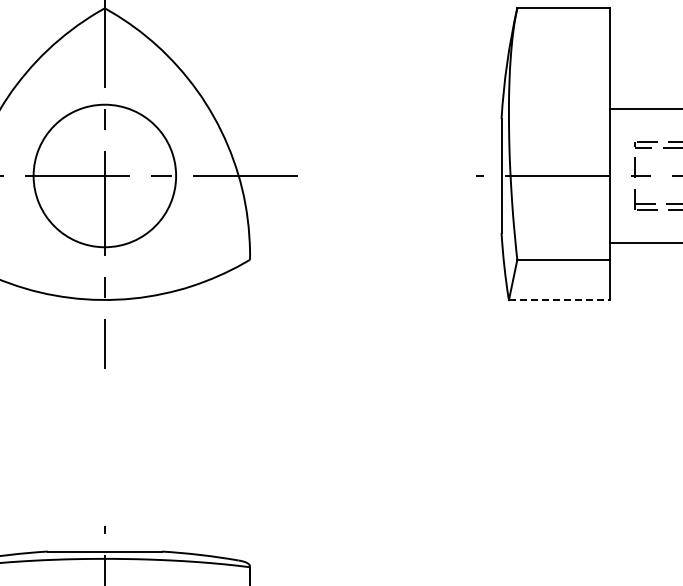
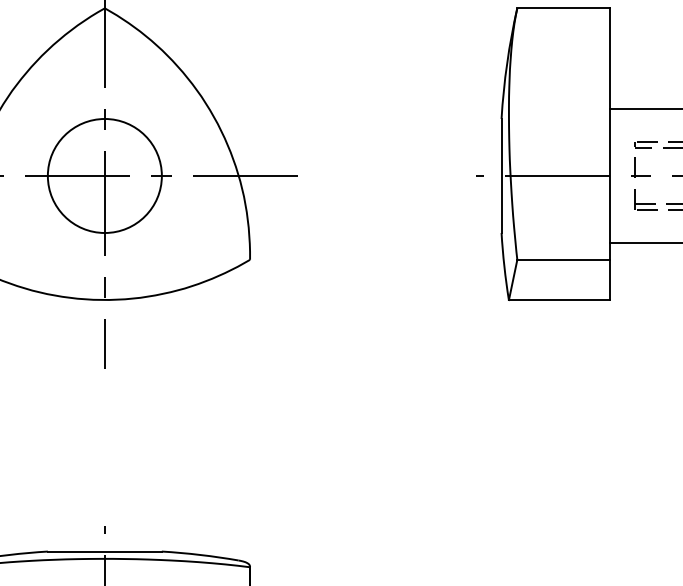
circle diameter: 143 px -> 114 px (104, 175)
line: dashed -> solid (559, 300)
